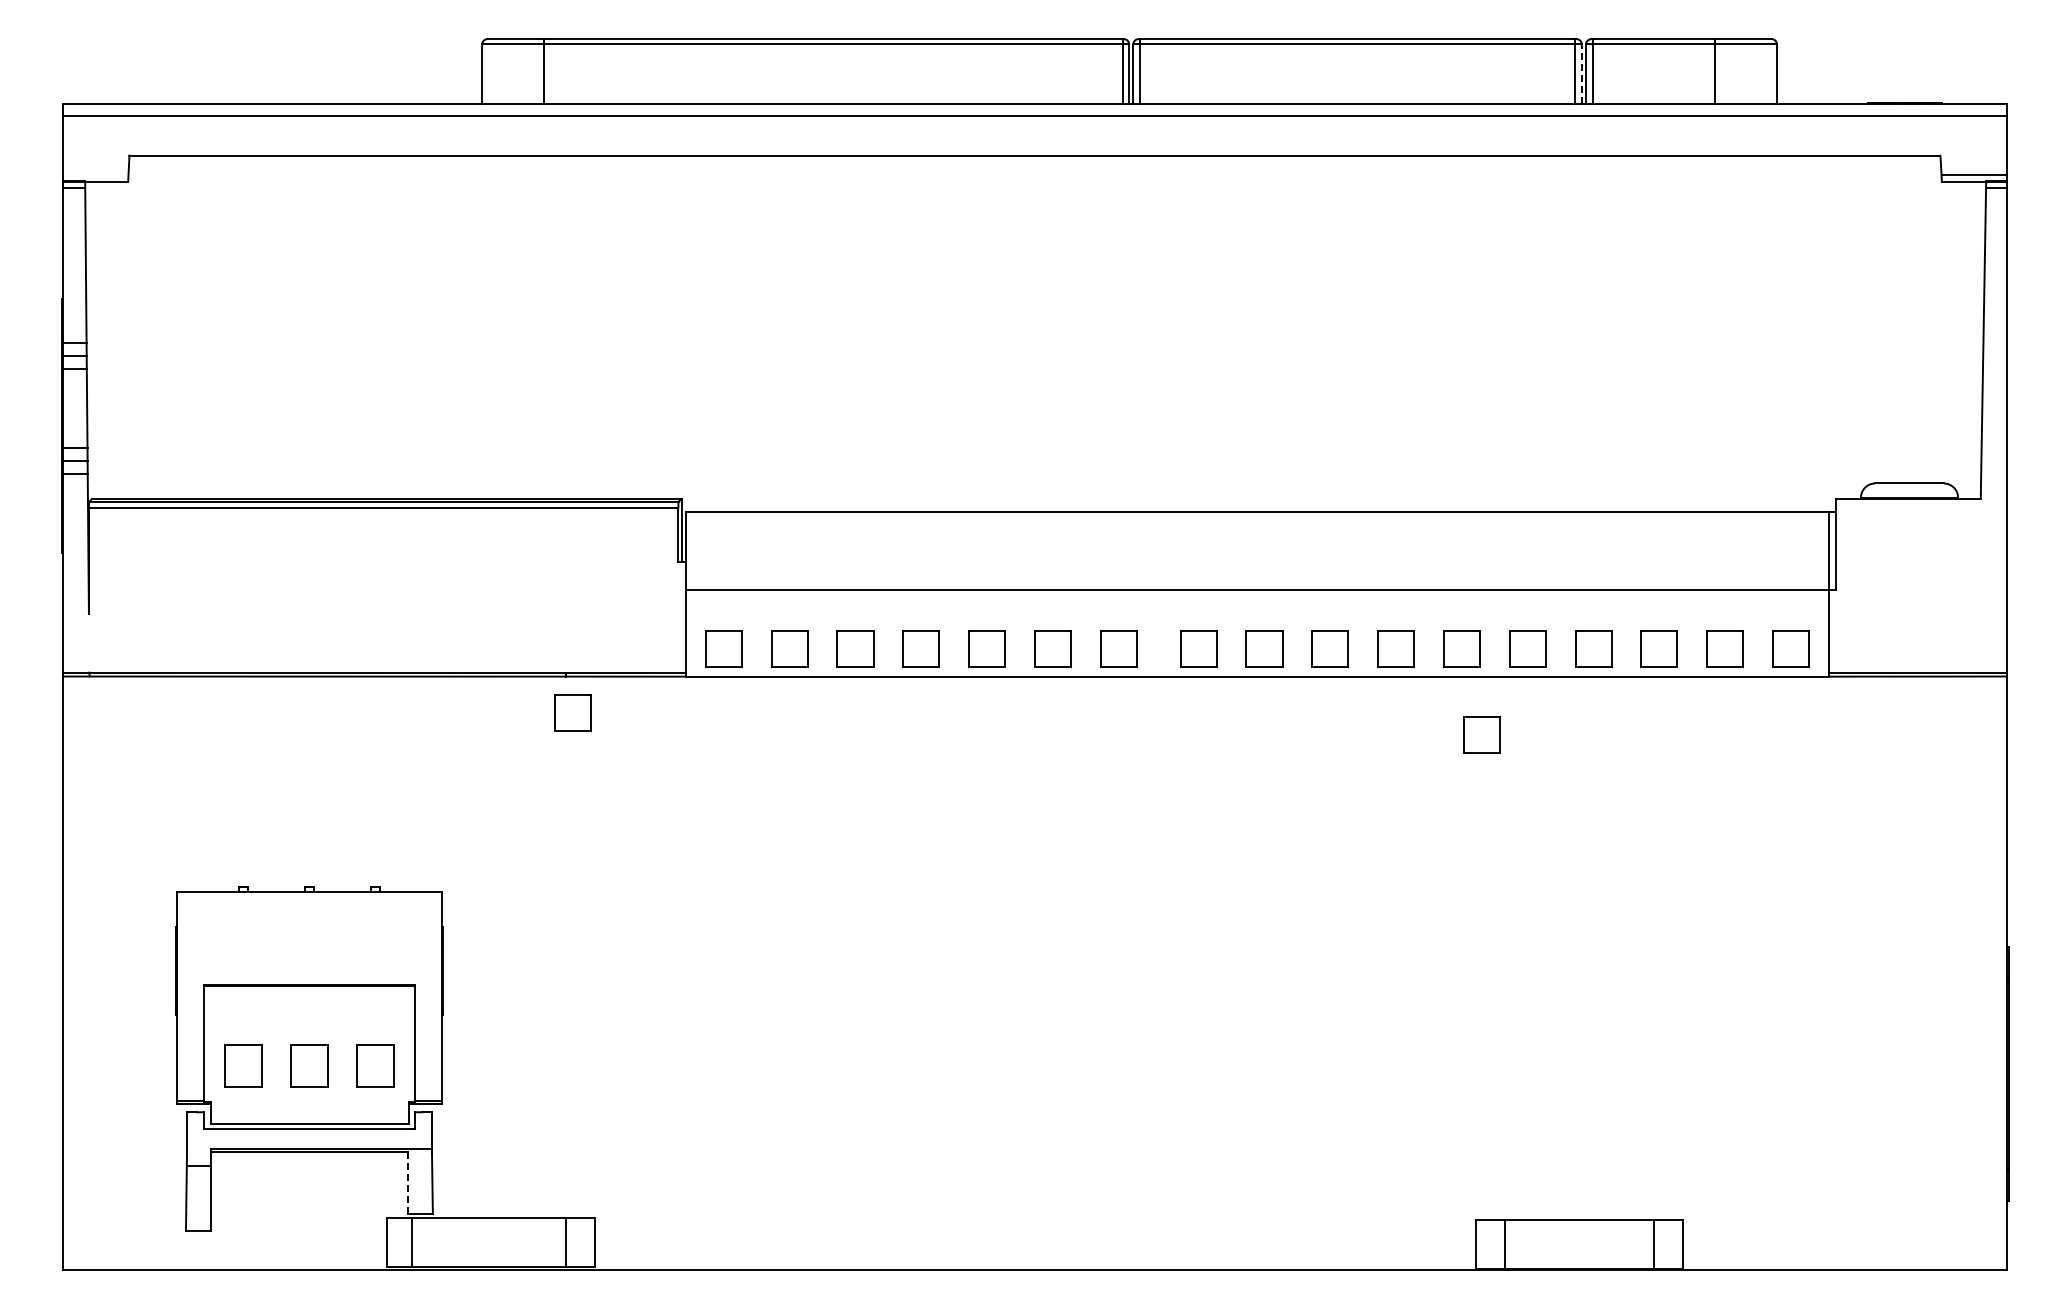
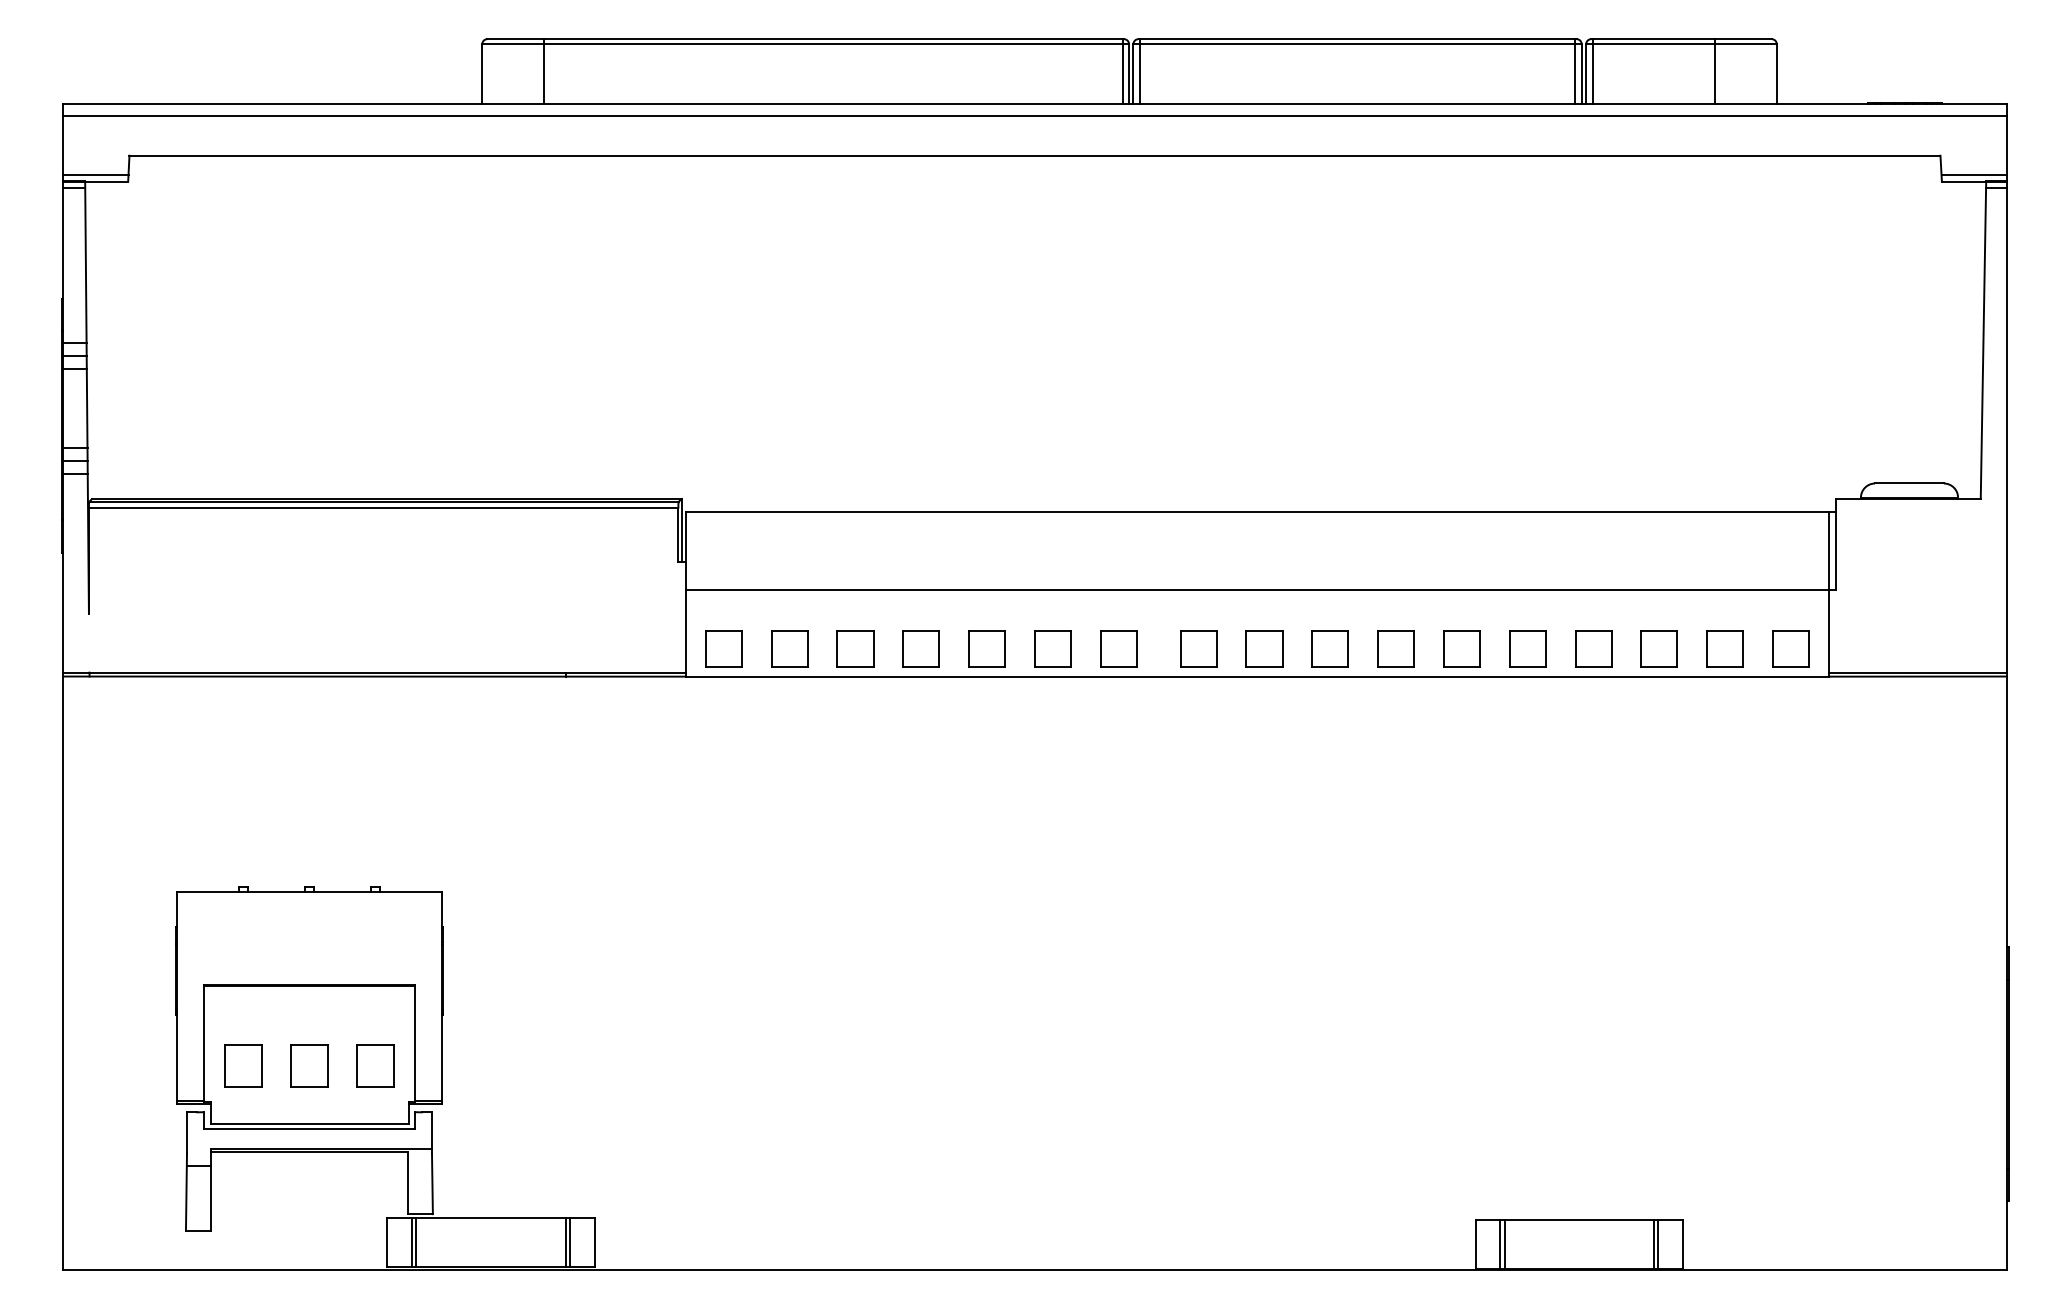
line: dashed -> solid (1581, 74)
line: none -> present (95, 174)
part: present -> none (572, 712)
part: present -> none (1481, 734)
line: dashed -> solid (408, 1183)
line: none -> present (416, 1242)
line: none -> present (570, 1242)
line: none -> present (1499, 1244)
line: none -> present (1658, 1244)
